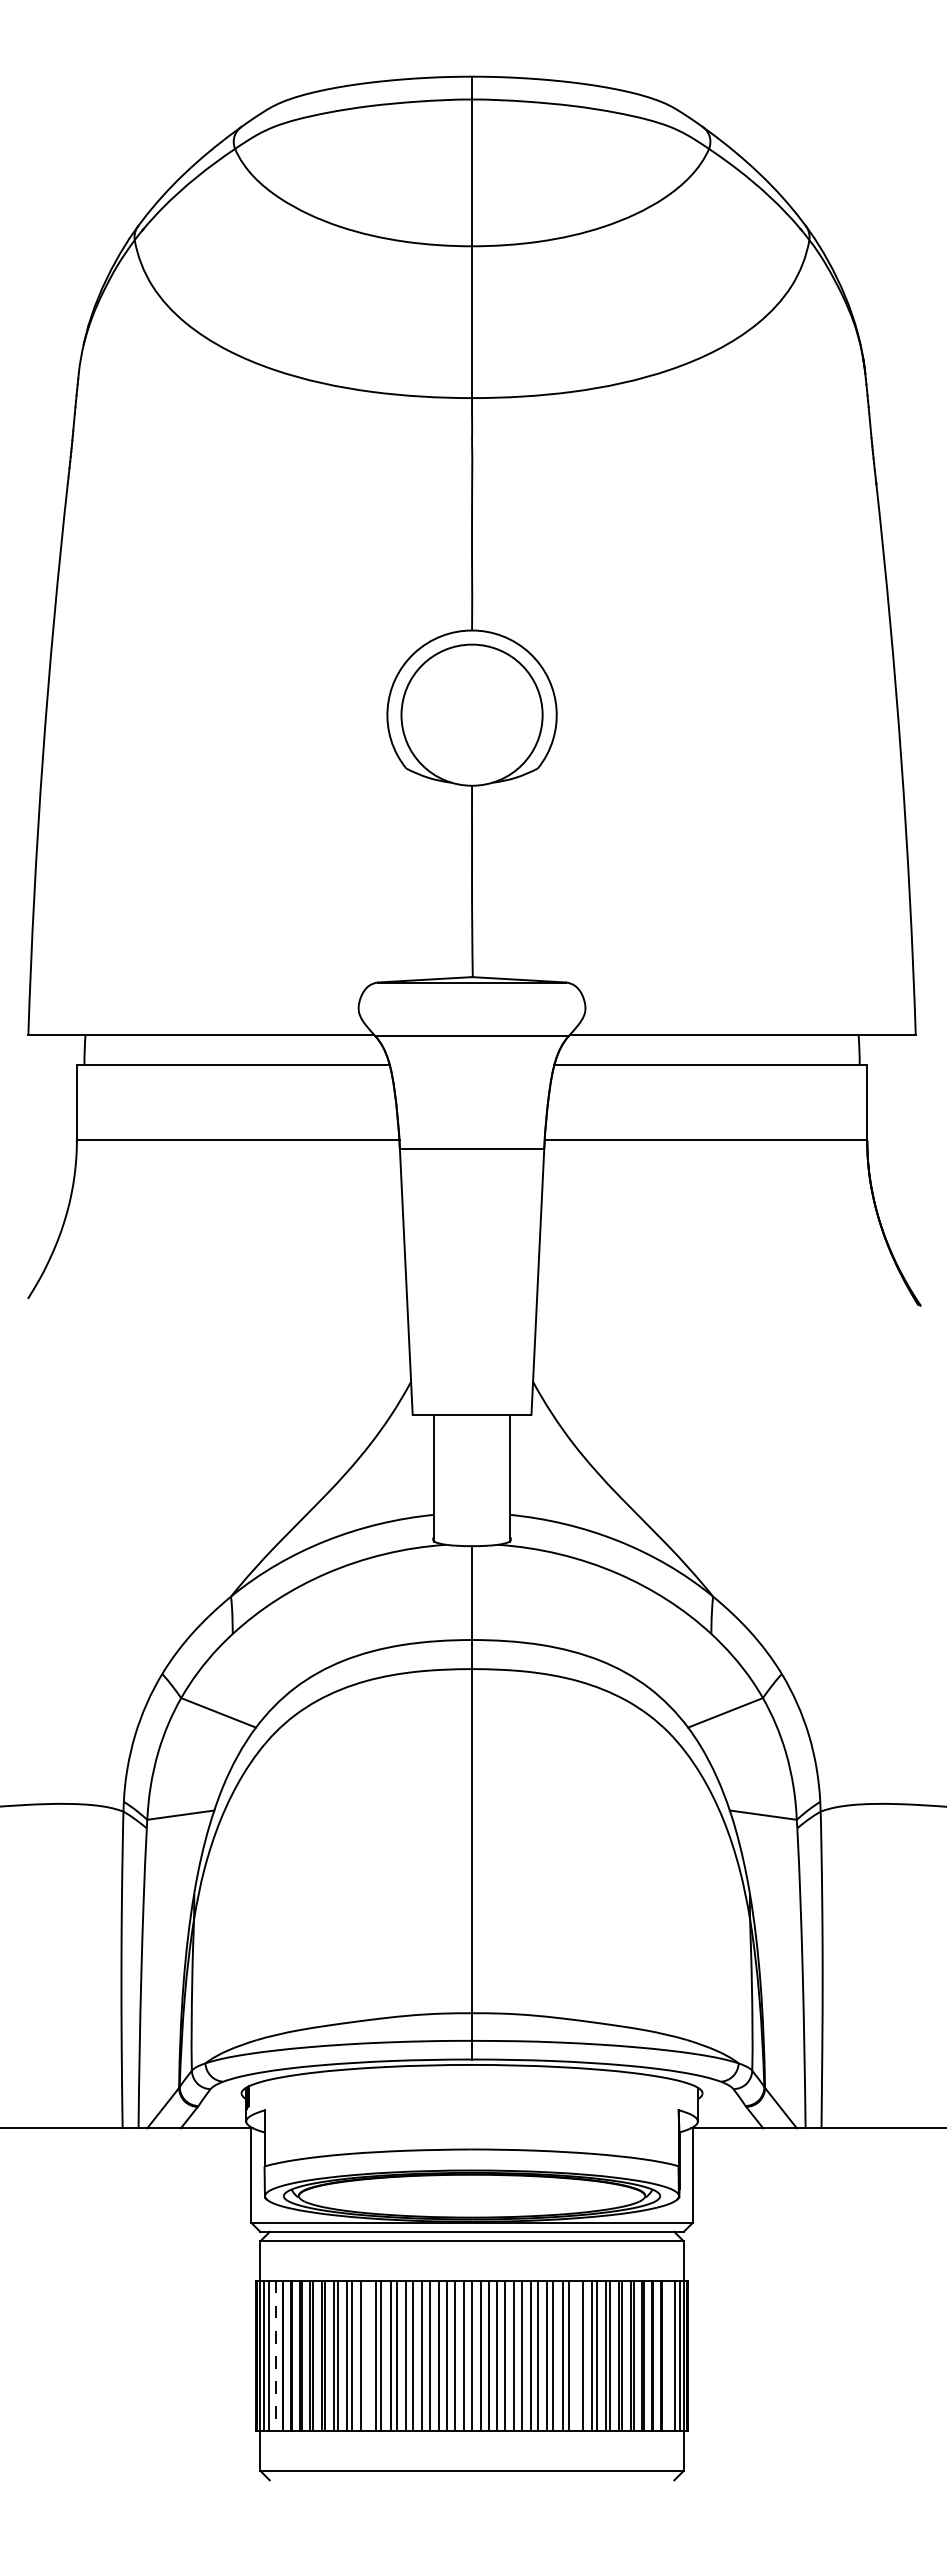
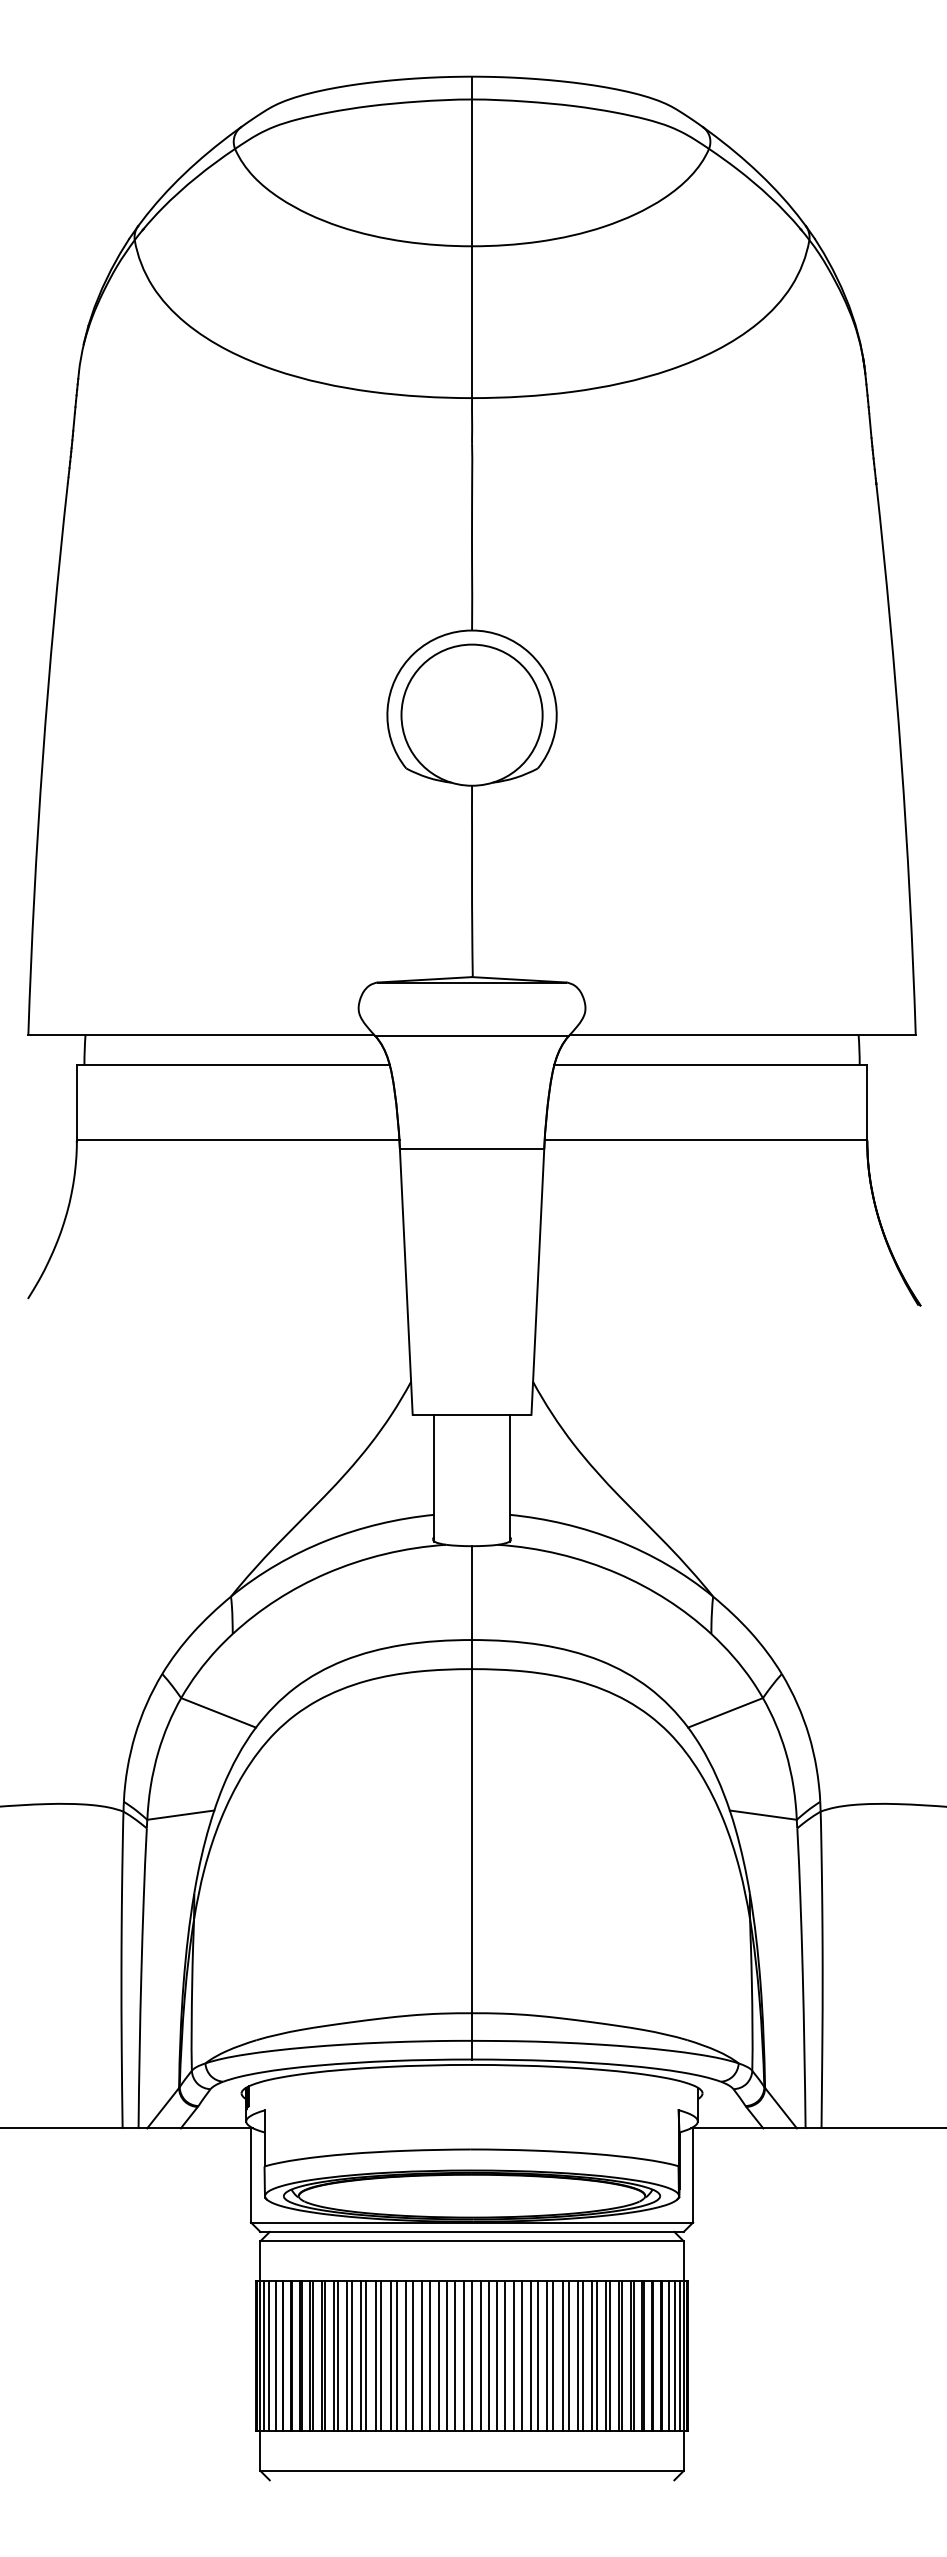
line: none -> present (366, 2355)
line: none -> present (577, 2355)
line: none -> present (668, 2355)
line: dashed -> solid (275, 2356)
